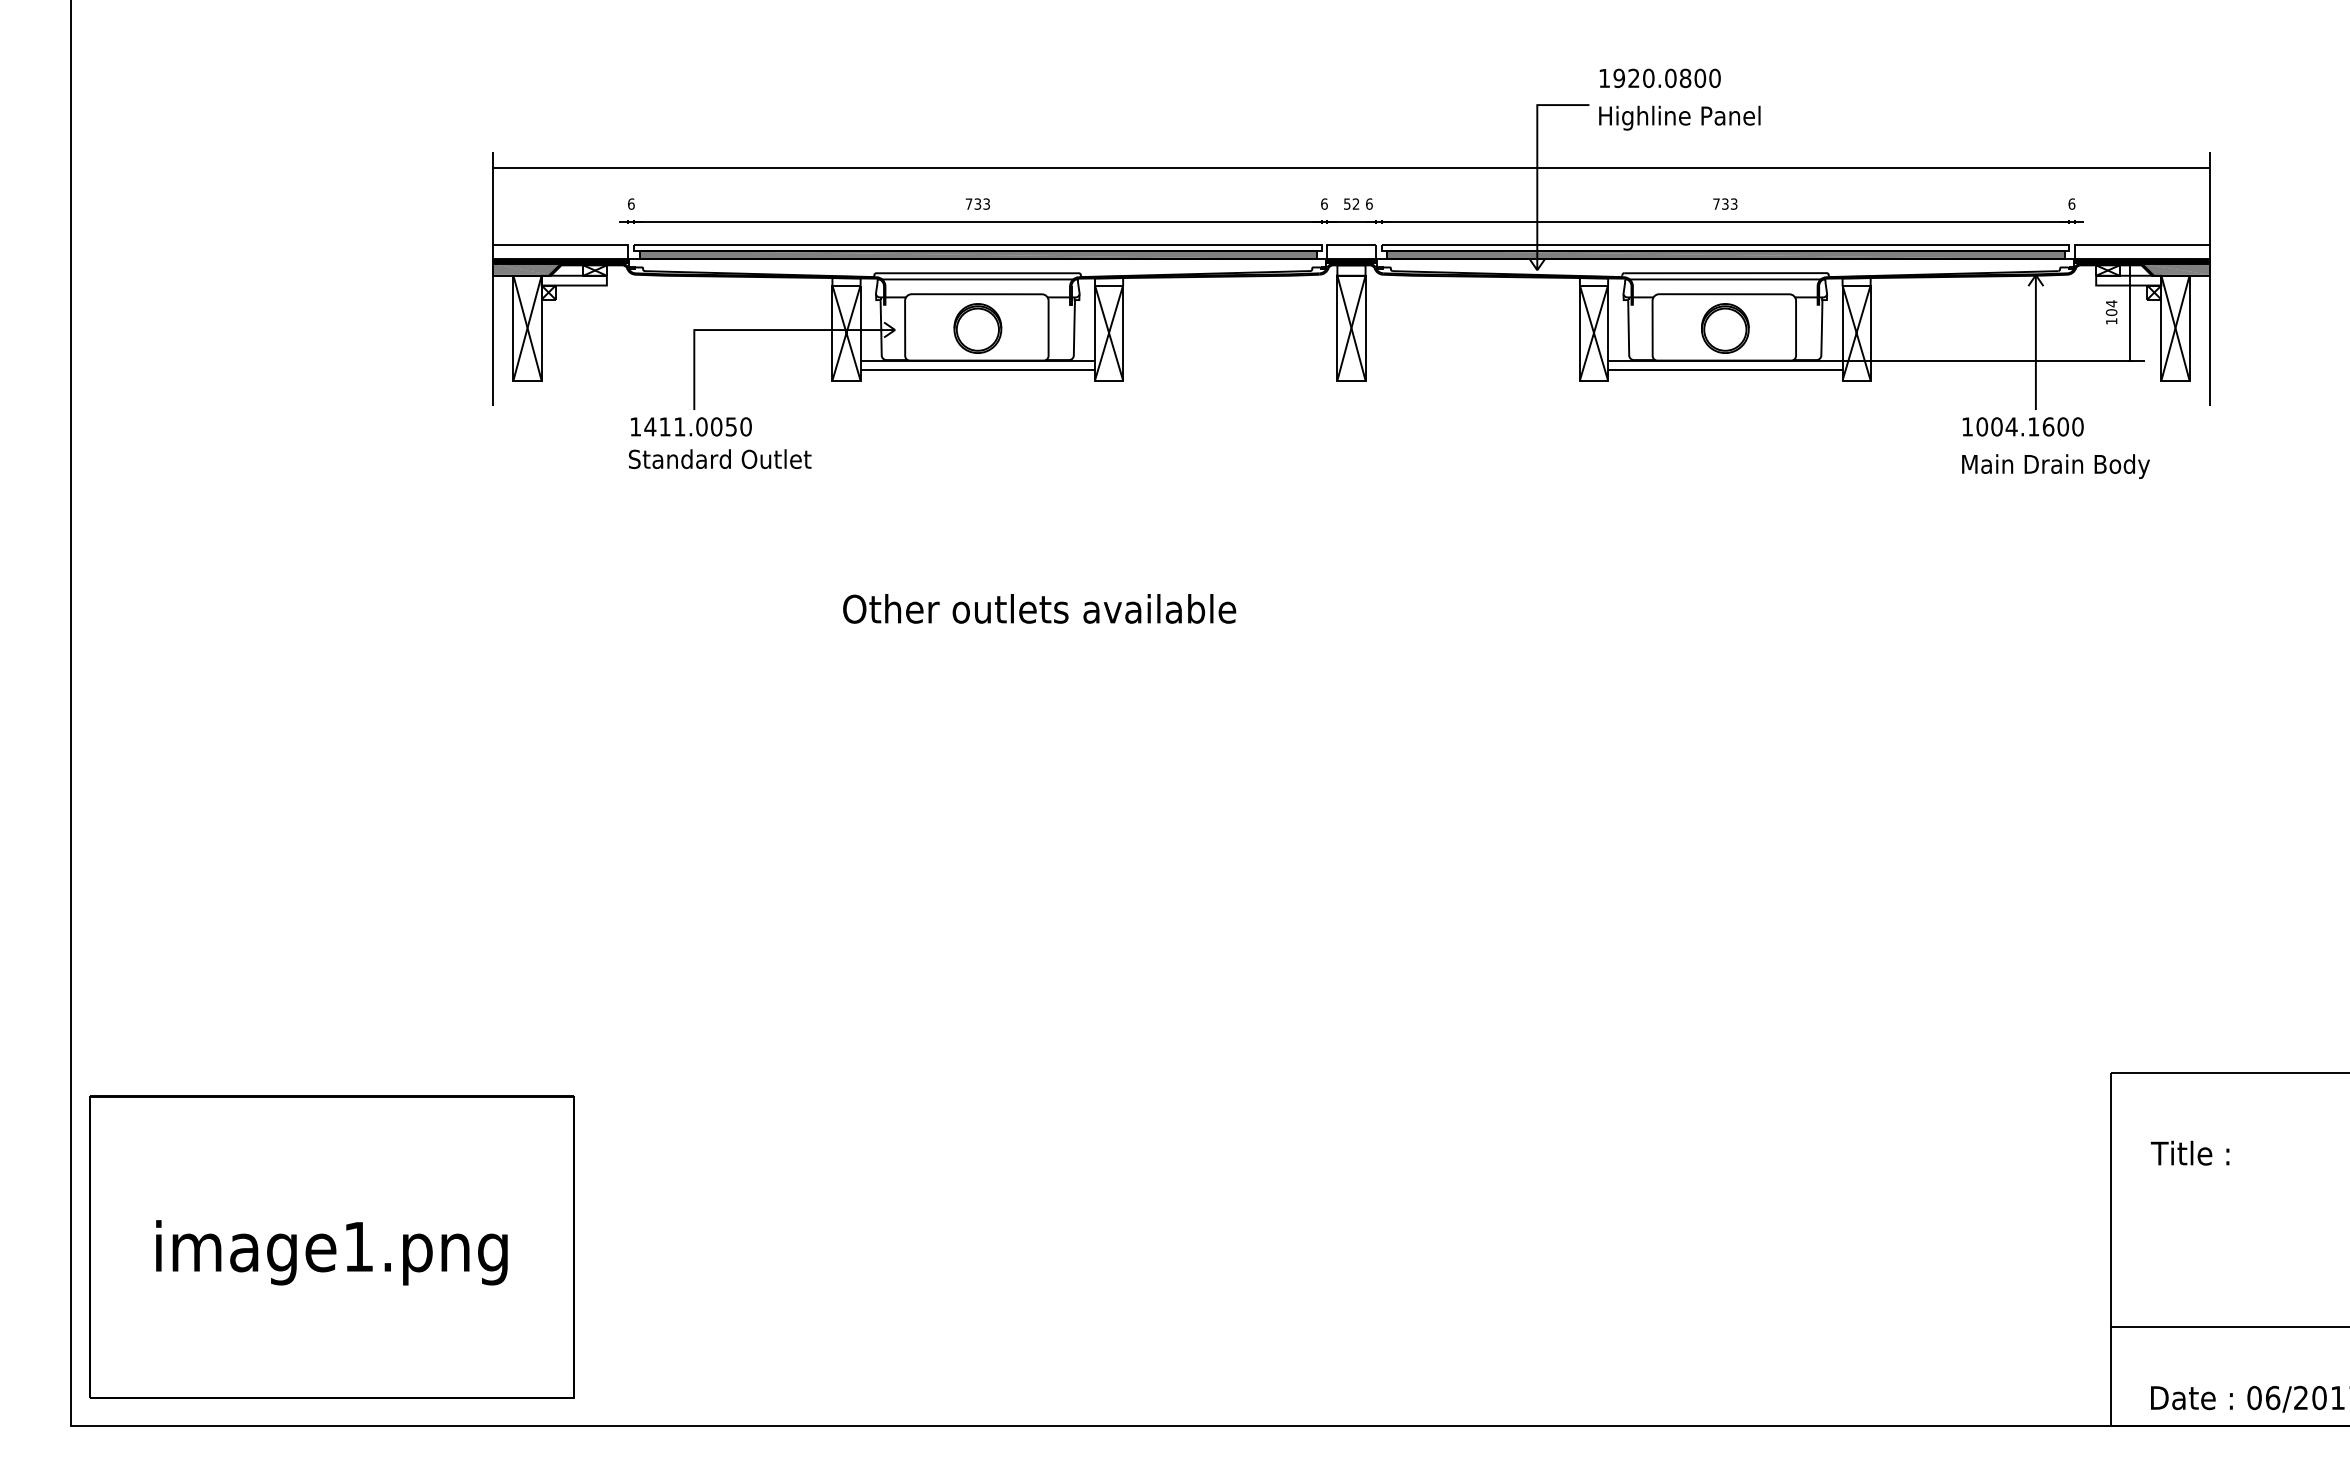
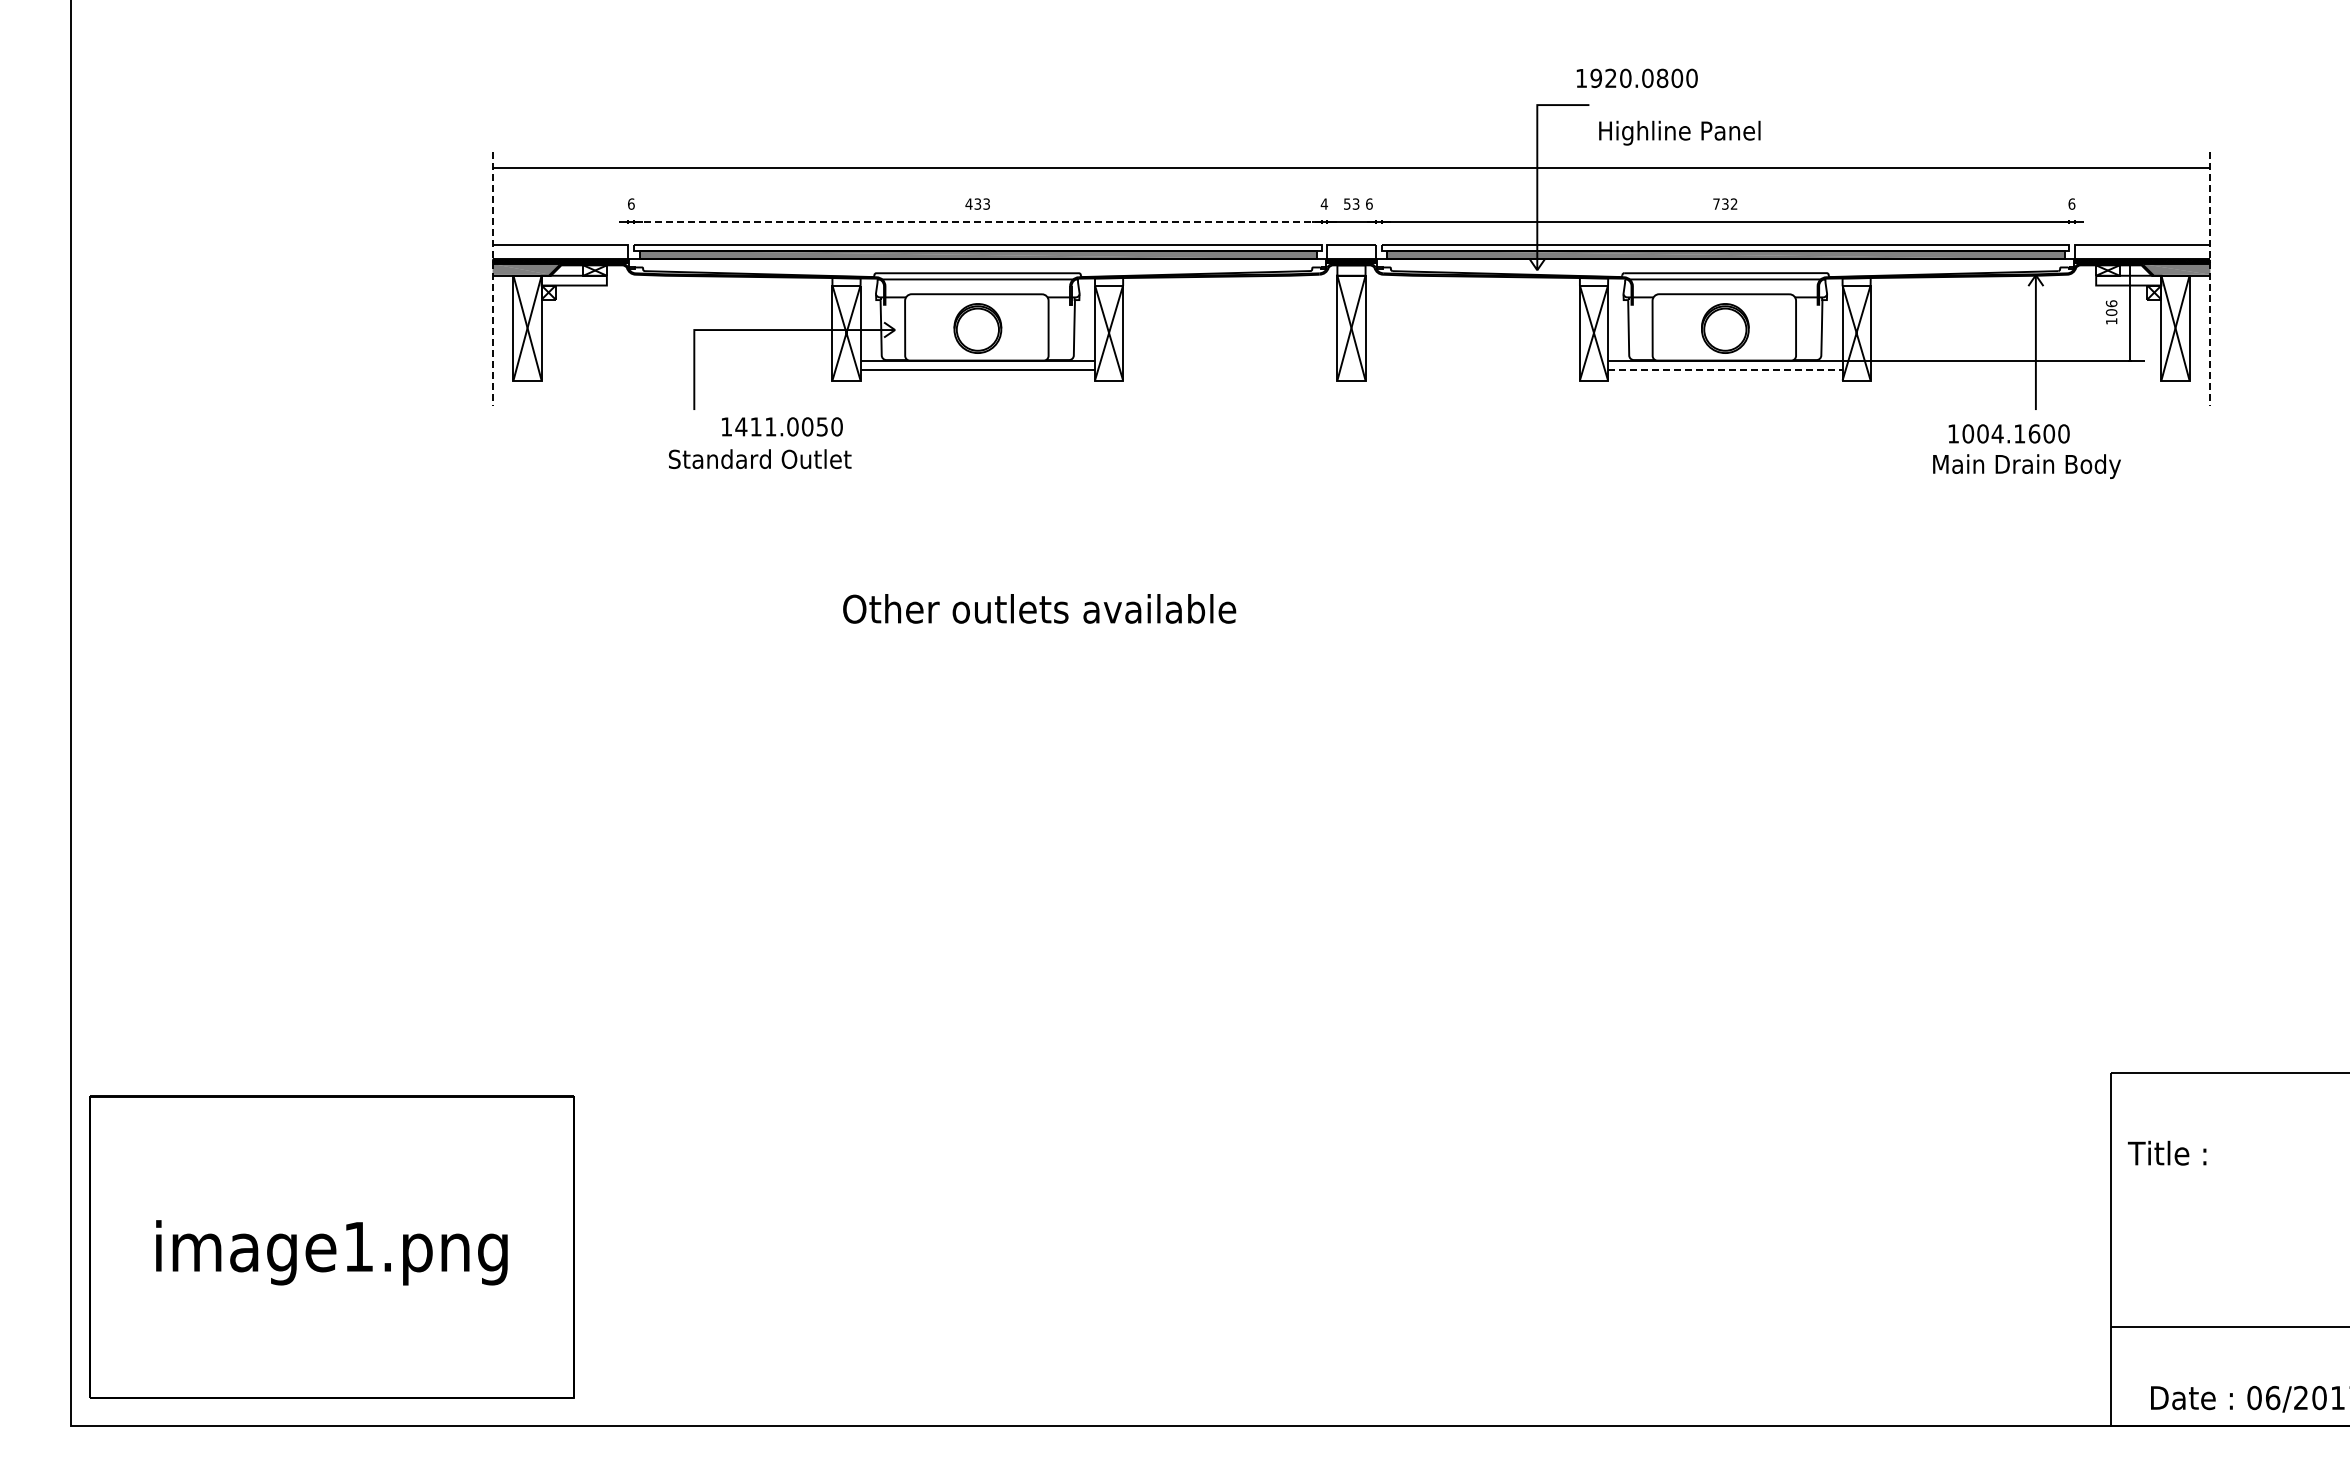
text position: (1659, 78) -> (1636, 78) (1636, 78)
text position: (1679, 117) -> (1679, 132) (1679, 132)
text: 733 -> 433 (968, 203)
text: 6 -> 4 (1324, 203)
text: 52 -> 53 (1355, 203)
text: 733 -> 732 (1734, 204)
line: solid -> dashed (977, 222)
line: solid -> dashed (492, 279)
line: solid -> dashed (2210, 279)
text: 104 -> 106 (2111, 303)
line: solid -> dashed (1725, 369)
text position: (691, 426) -> (782, 426) (782, 426)
text position: (2022, 426) -> (2008, 433) (2008, 433)
text position: (720, 458) -> (760, 458) (760, 458)
text position: (2055, 466) -> (2026, 466) (2026, 466)
text position: (2190, 1152) -> (2167, 1152) (2167, 1152)
